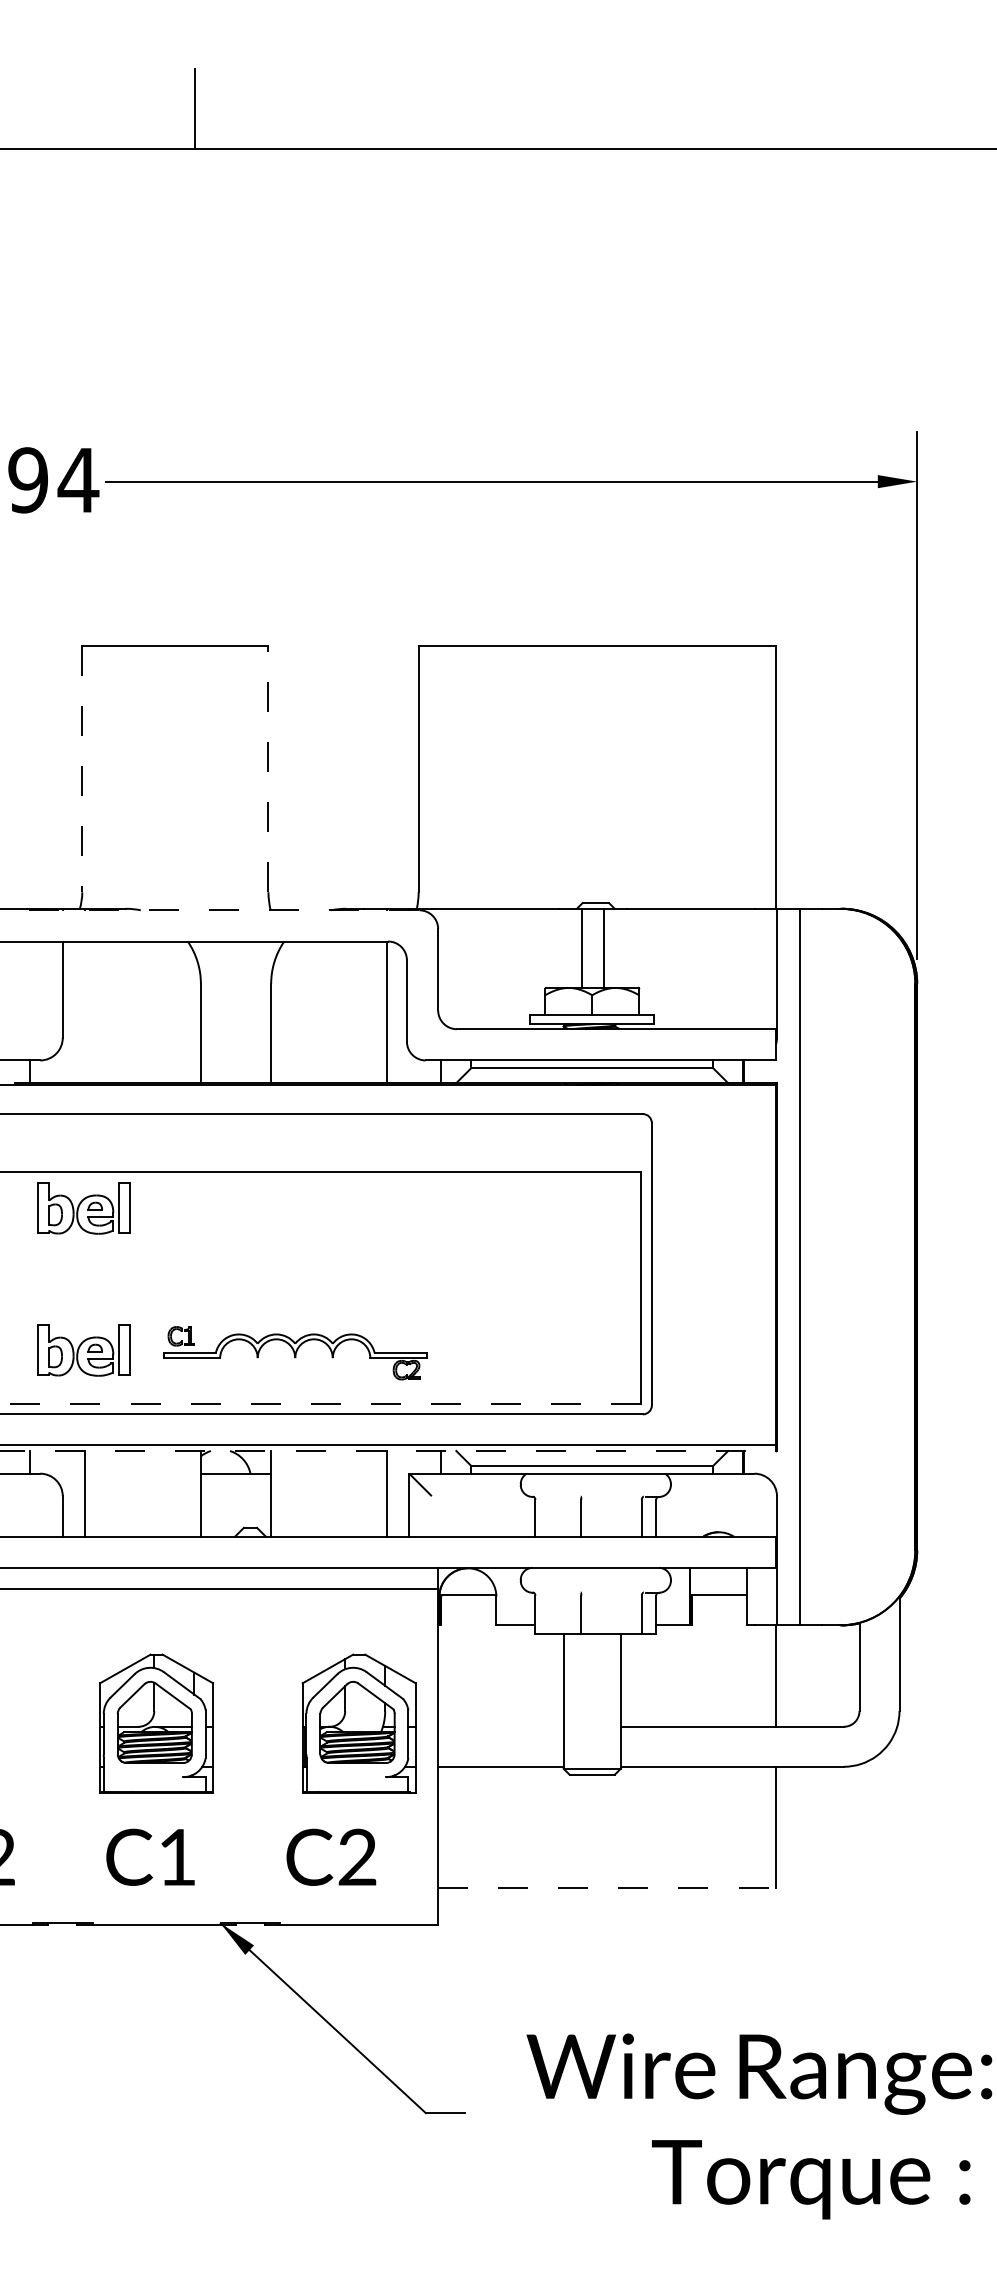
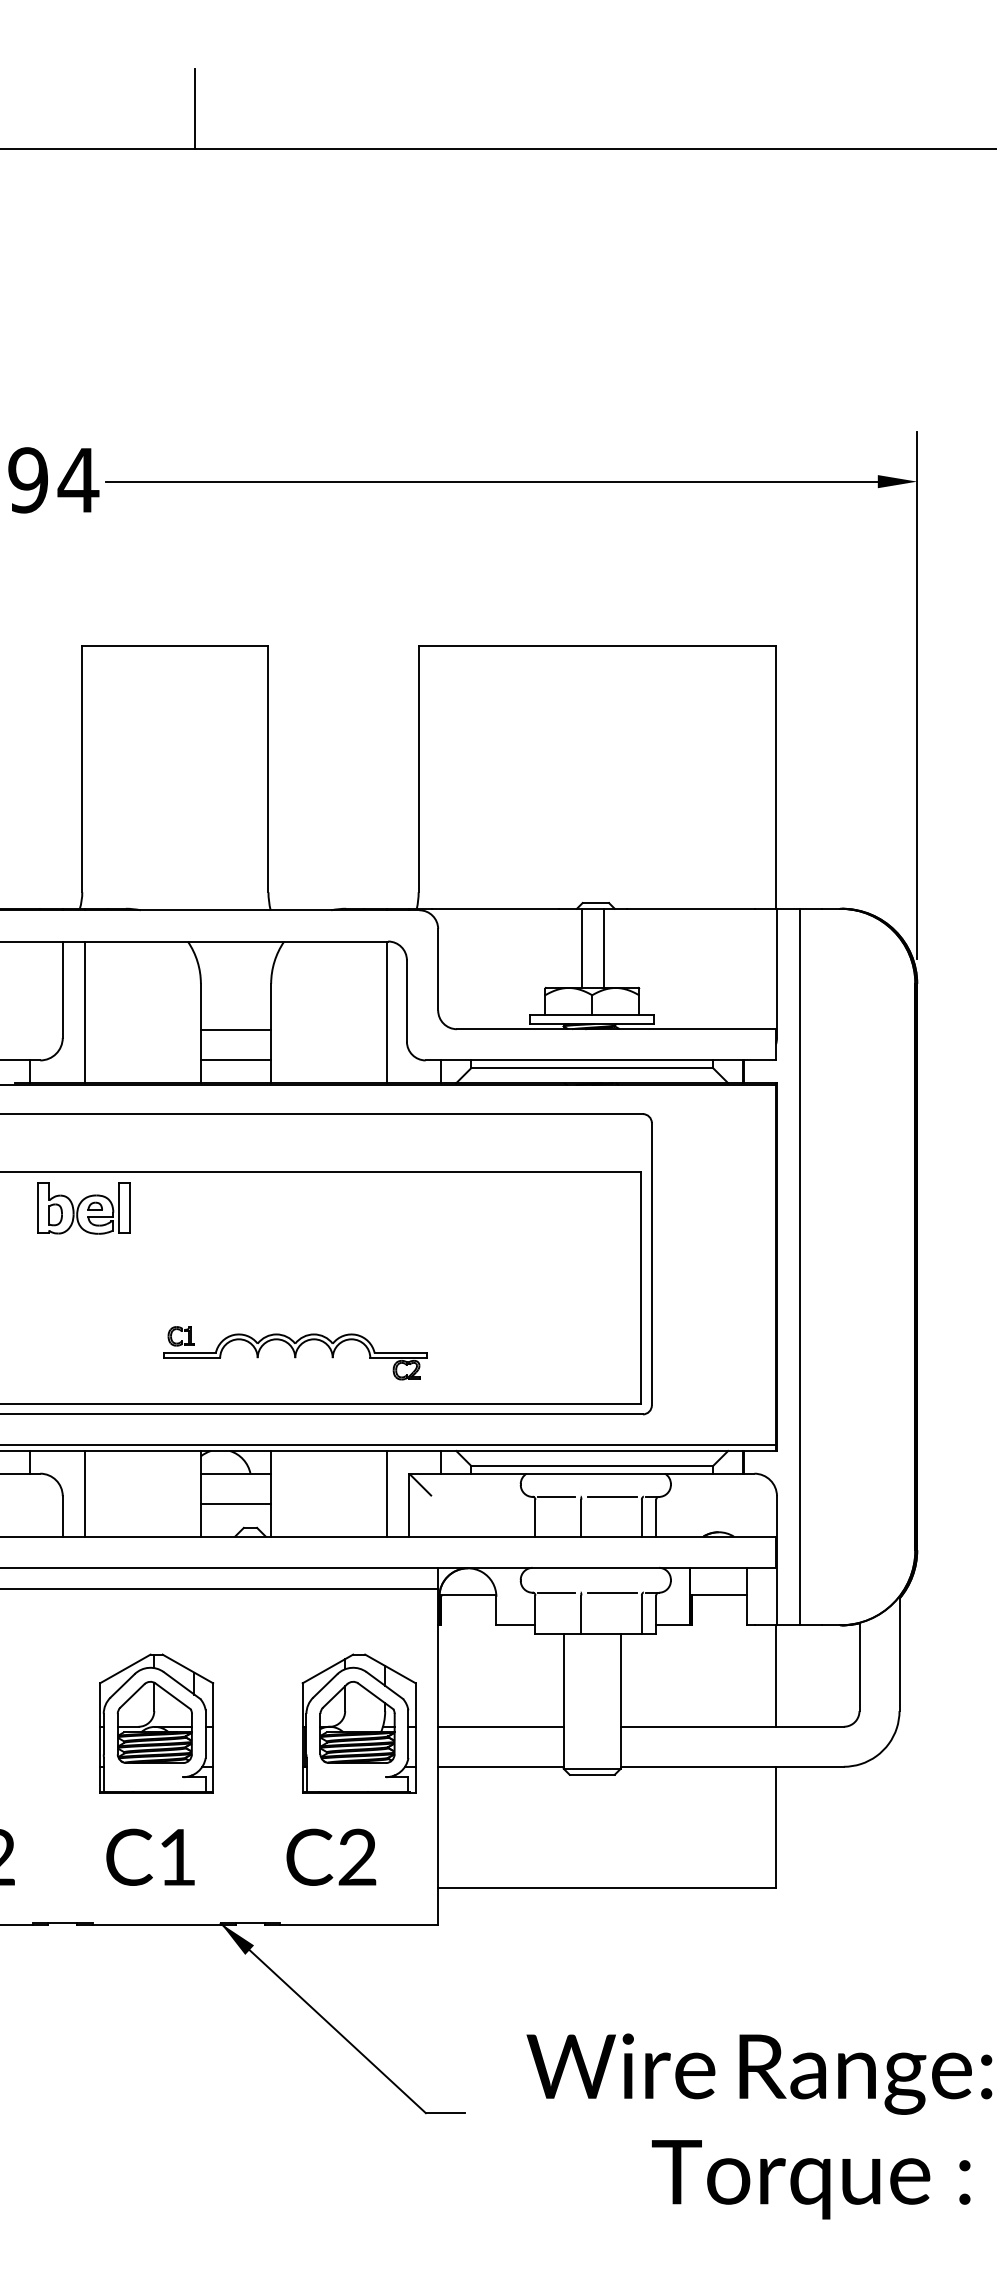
line: dashed -> solid (268, 768)
line: dashed -> solid (82, 769)
line: dashed -> solid (209, 910)
line: none -> present (85, 1012)
line: none -> present (235, 1030)
line: none -> present (235, 1060)
part: present -> none (83, 1350)
line: dashed -> solid (320, 1403)
line: dashed -> solid (388, 1451)
line: none -> present (556, 1496)
line: none -> present (612, 1496)
line: none -> present (235, 1503)
line: none -> present (556, 1592)
line: none -> present (612, 1592)
line: none -> present (500, 1726)
line: dashed -> solid (607, 1888)
